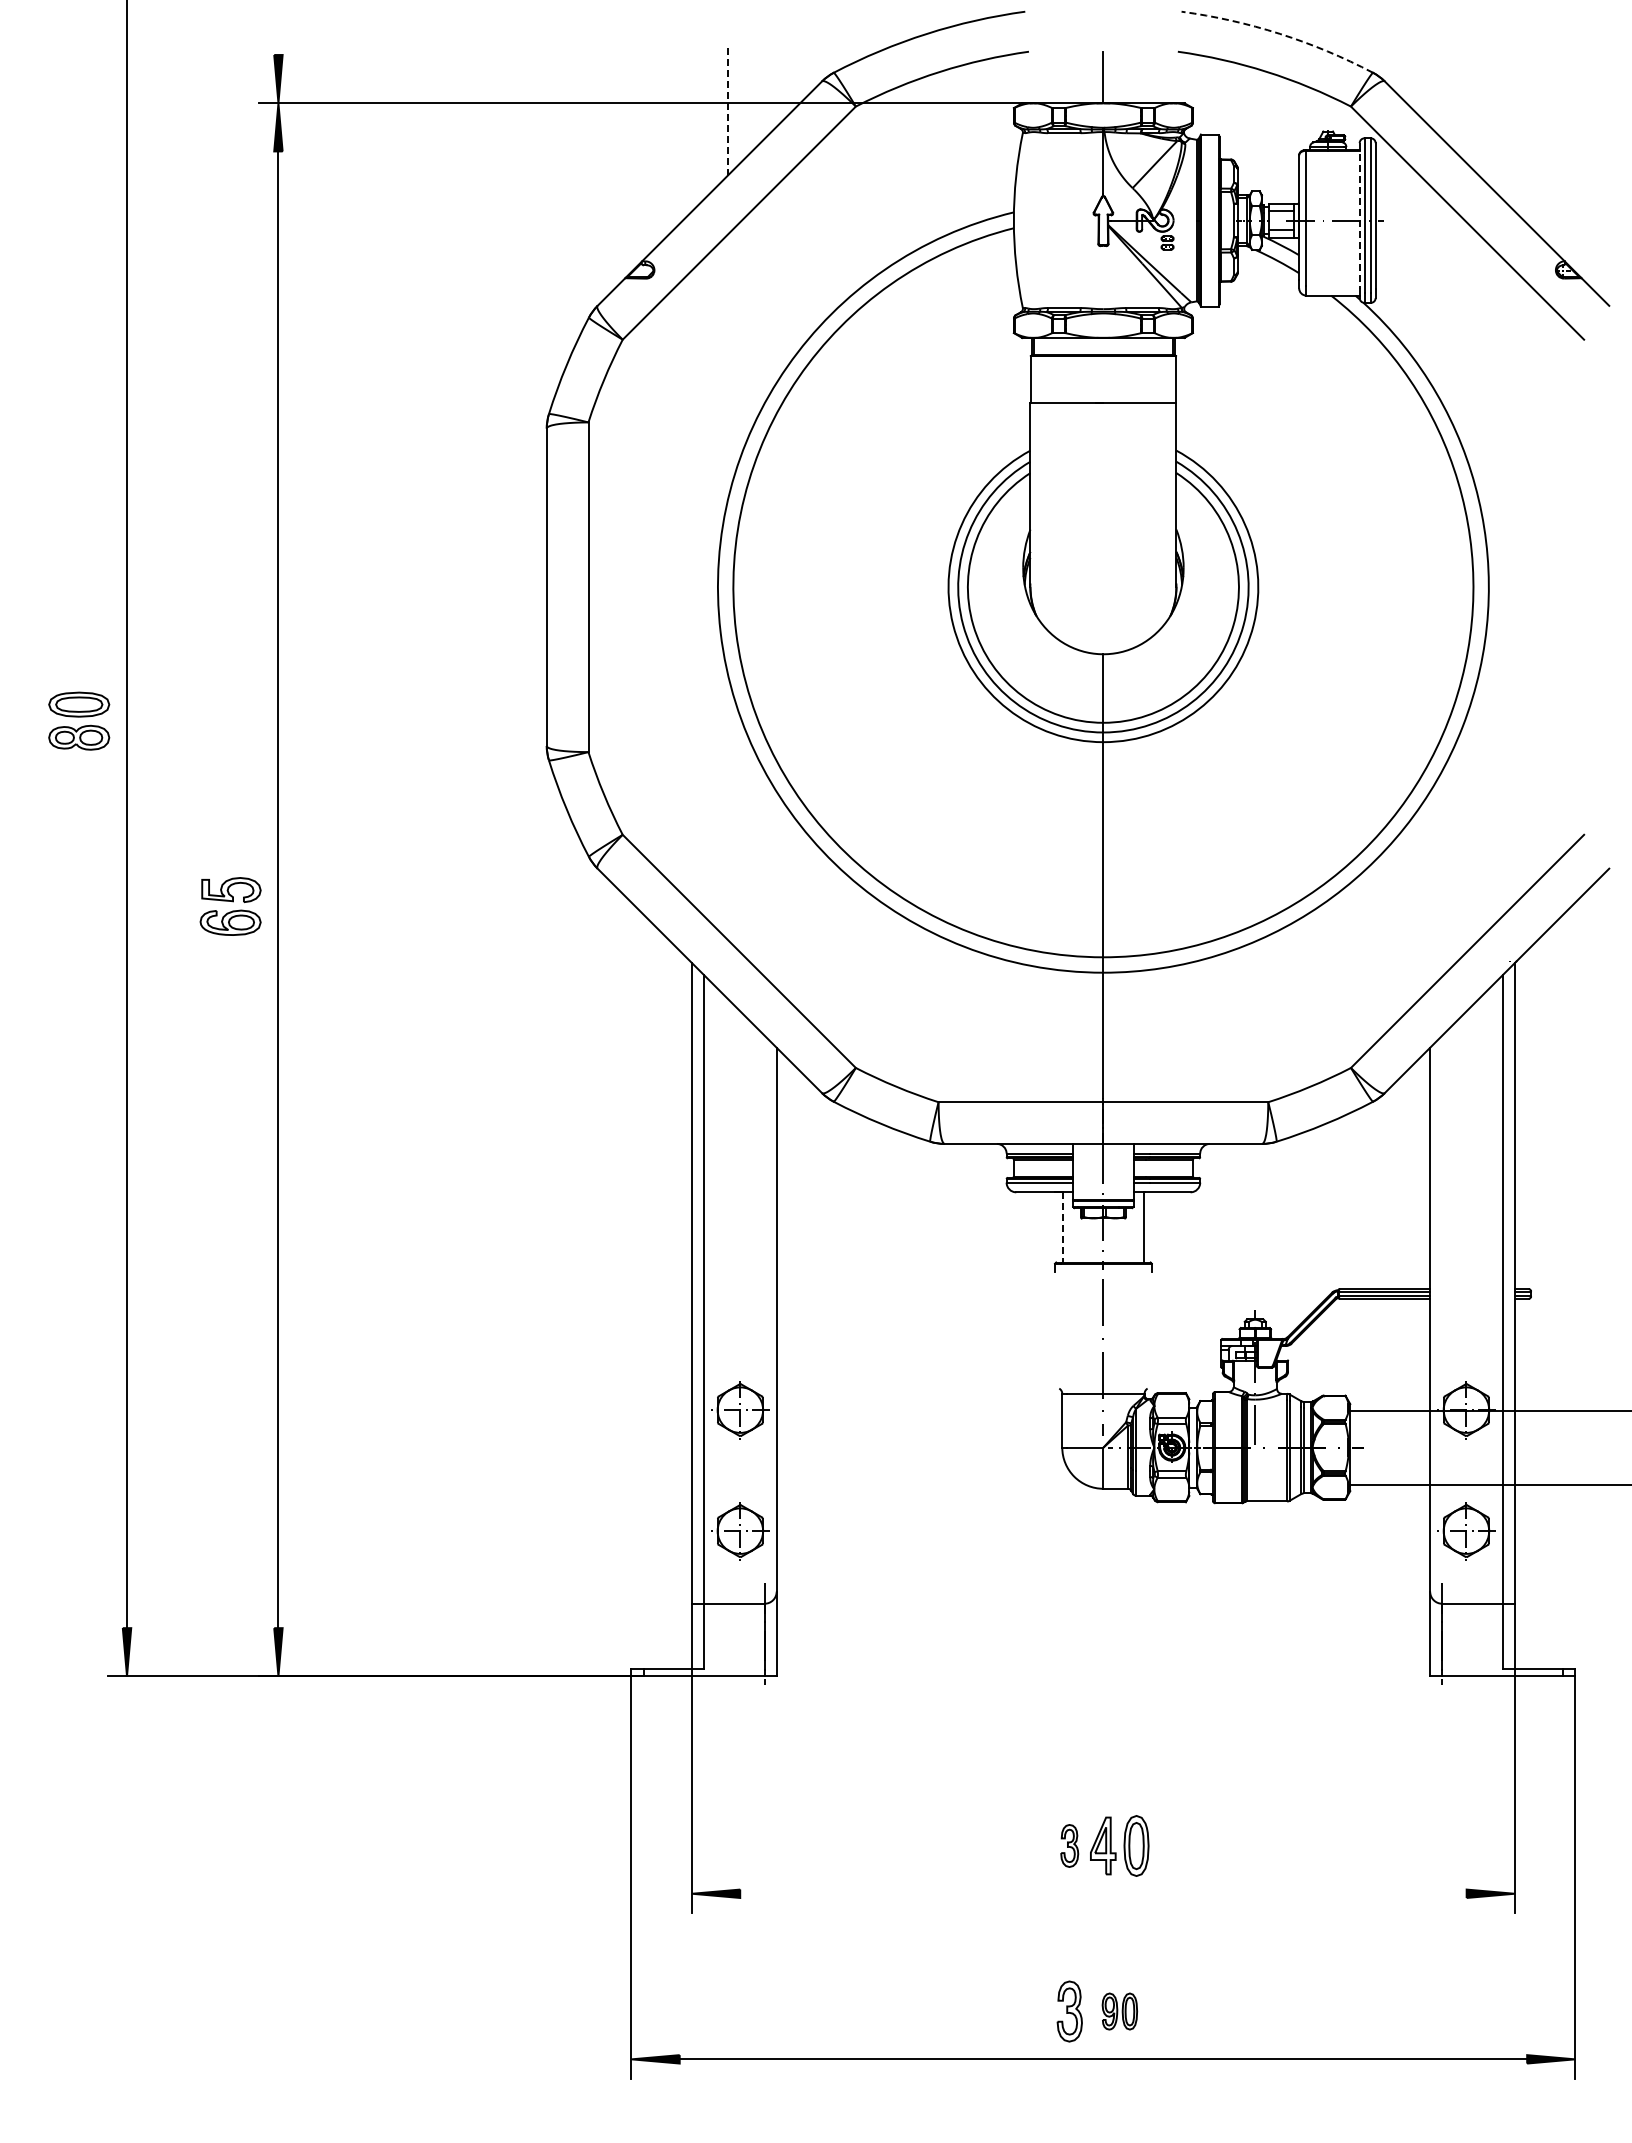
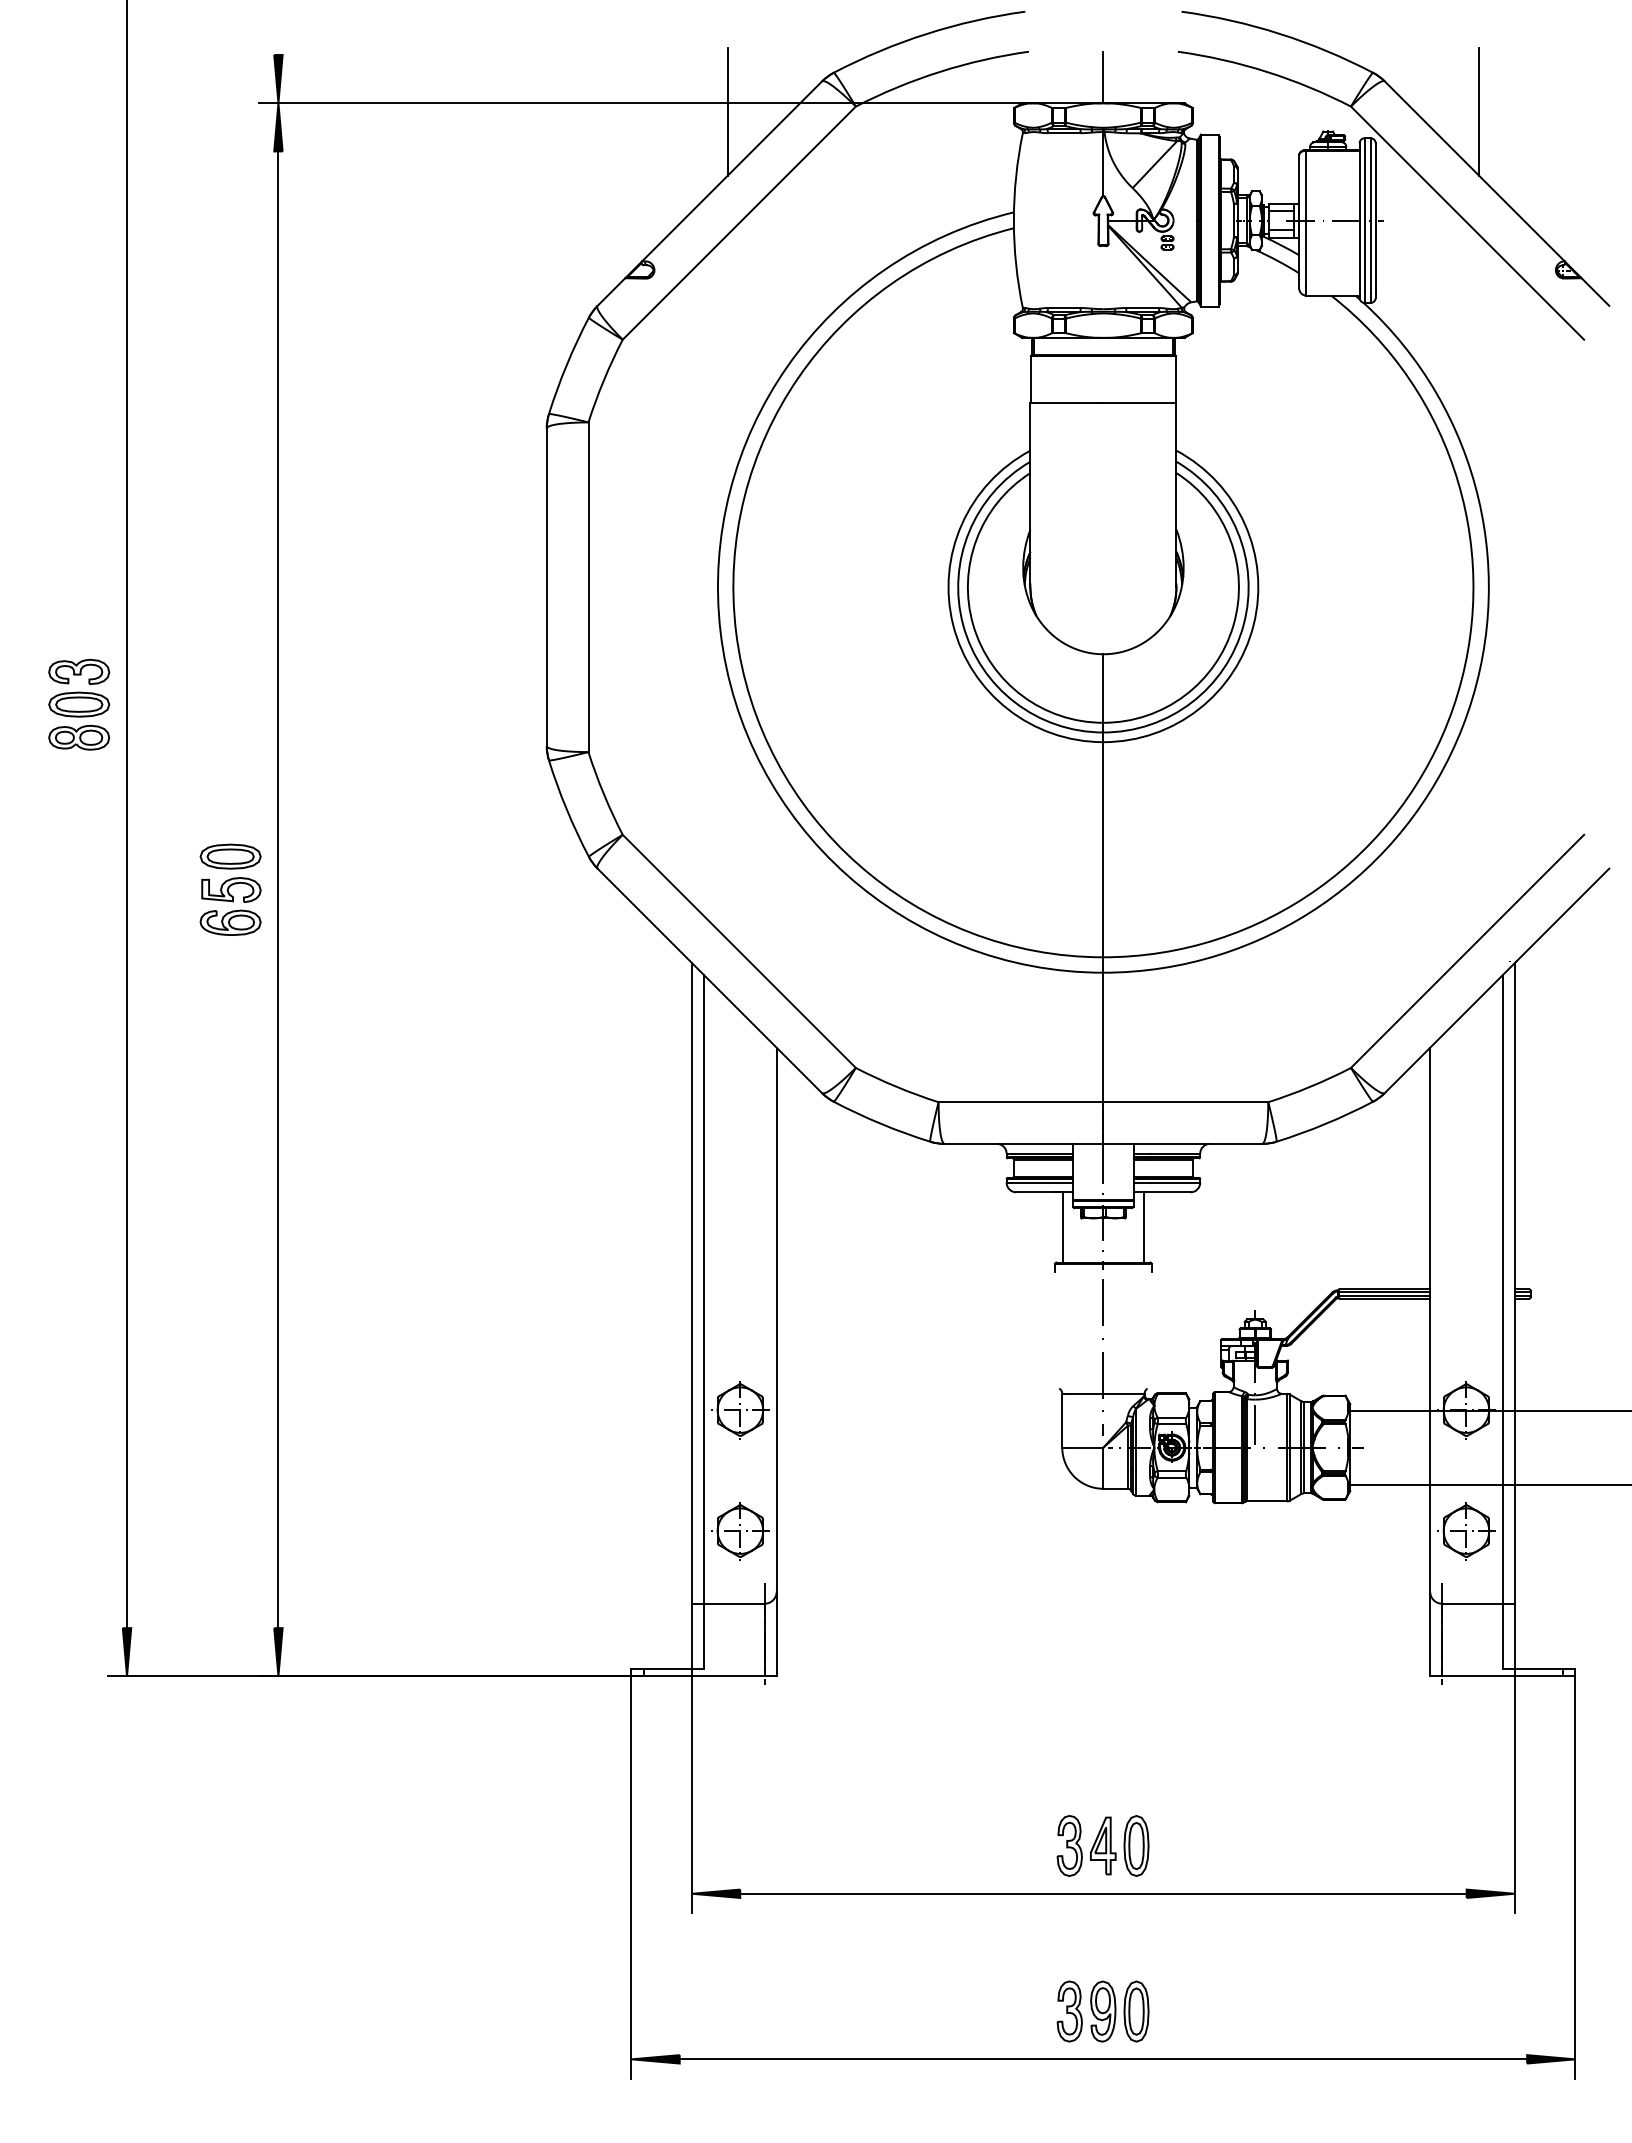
arc: dashed -> solid (1279, 33)
line: dashed -> solid (727, 111)
line: none -> present (1478, 111)
line: dashed -> solid (1359, 215)
part: none -> present (79, 671)
part: none -> present (230, 856)
line: dashed -> solid (1062, 1227)
part size: 20x44 px -> 27x62 px (1069, 1845)
line: none -> present (1103, 1893)
part size: 38x39 px -> 60x63 px (1119, 2011)
